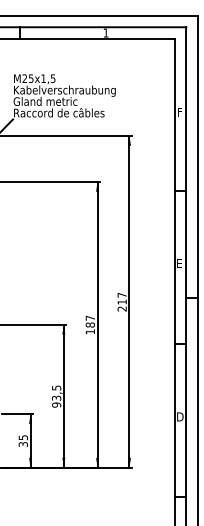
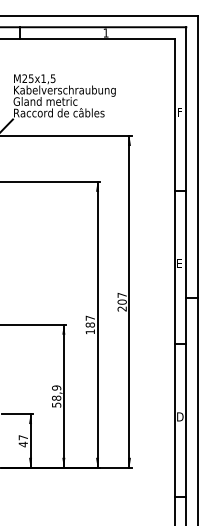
text: 217 -> 207 (121, 301)
text: 93,5 -> 58,9 (56, 396)
text: 35 -> 47 (23, 441)
